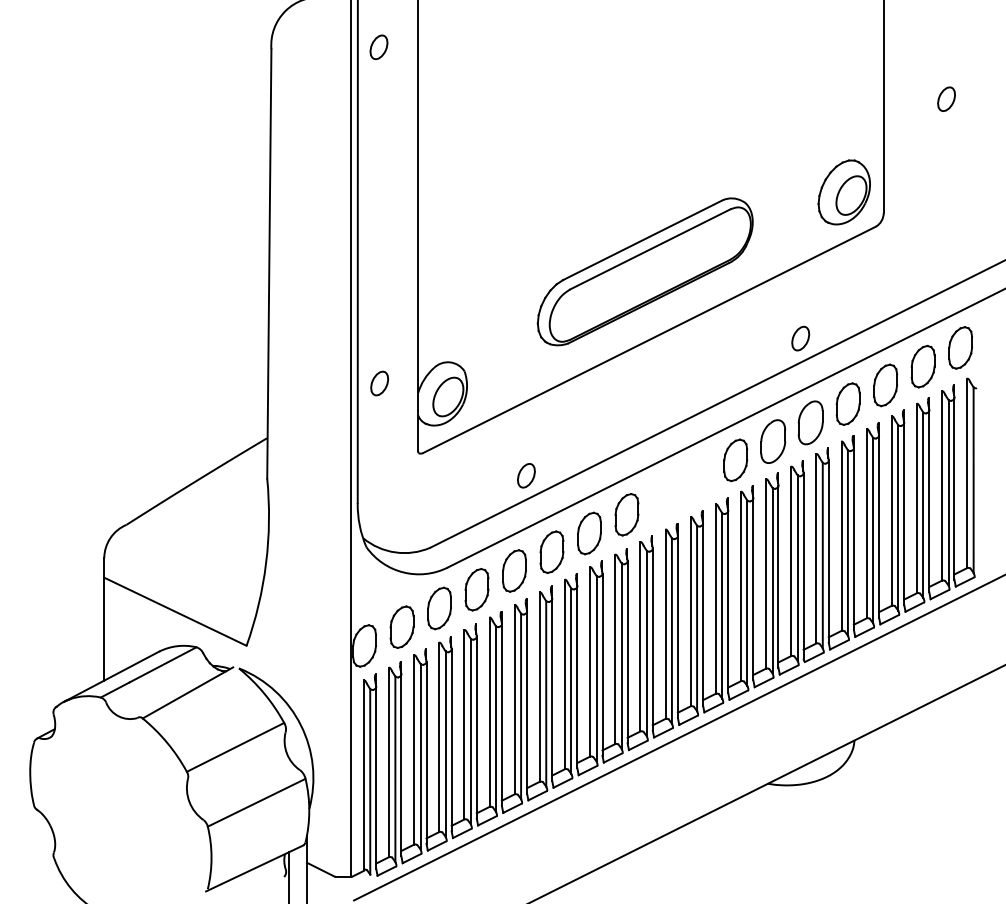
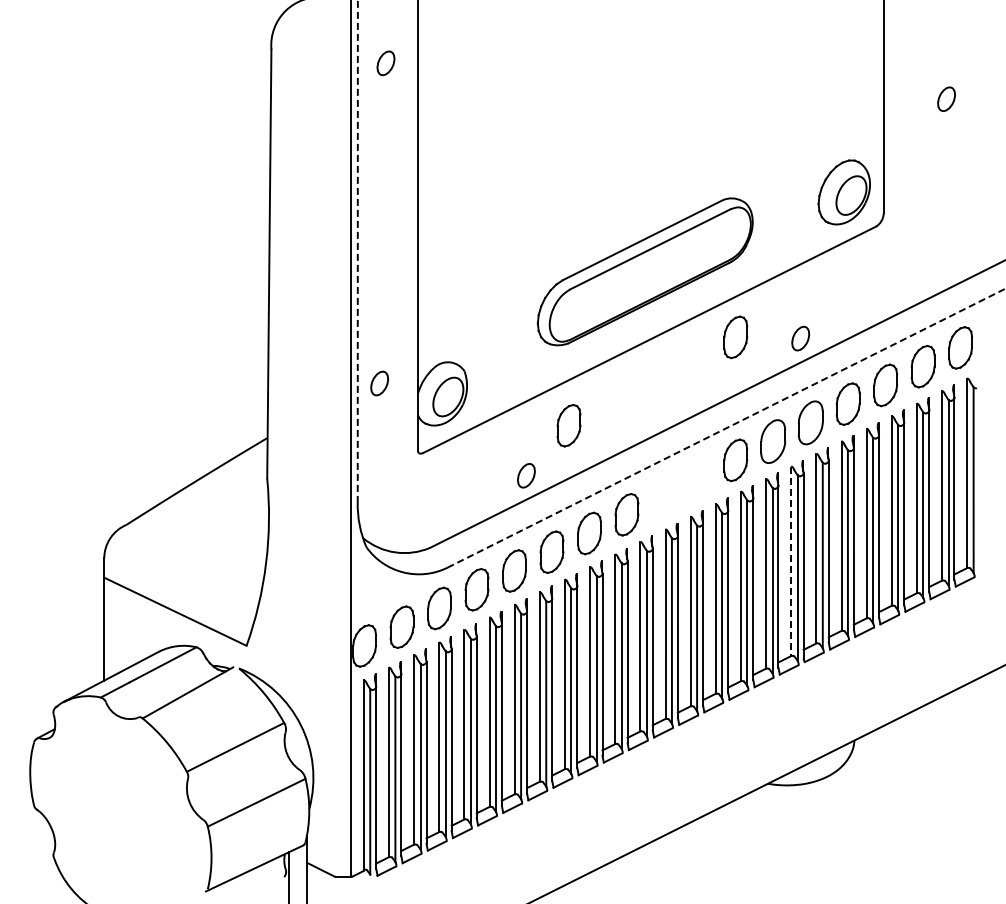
part position: (378, 47) -> (385, 63) (385, 63)
line: solid -> dashed (357, 251)
part: none -> present (735, 337)
part: none -> present (568, 425)
line: solid -> dashed (726, 428)
line: solid -> dashed (791, 561)
line: present -> none (678, 738)
